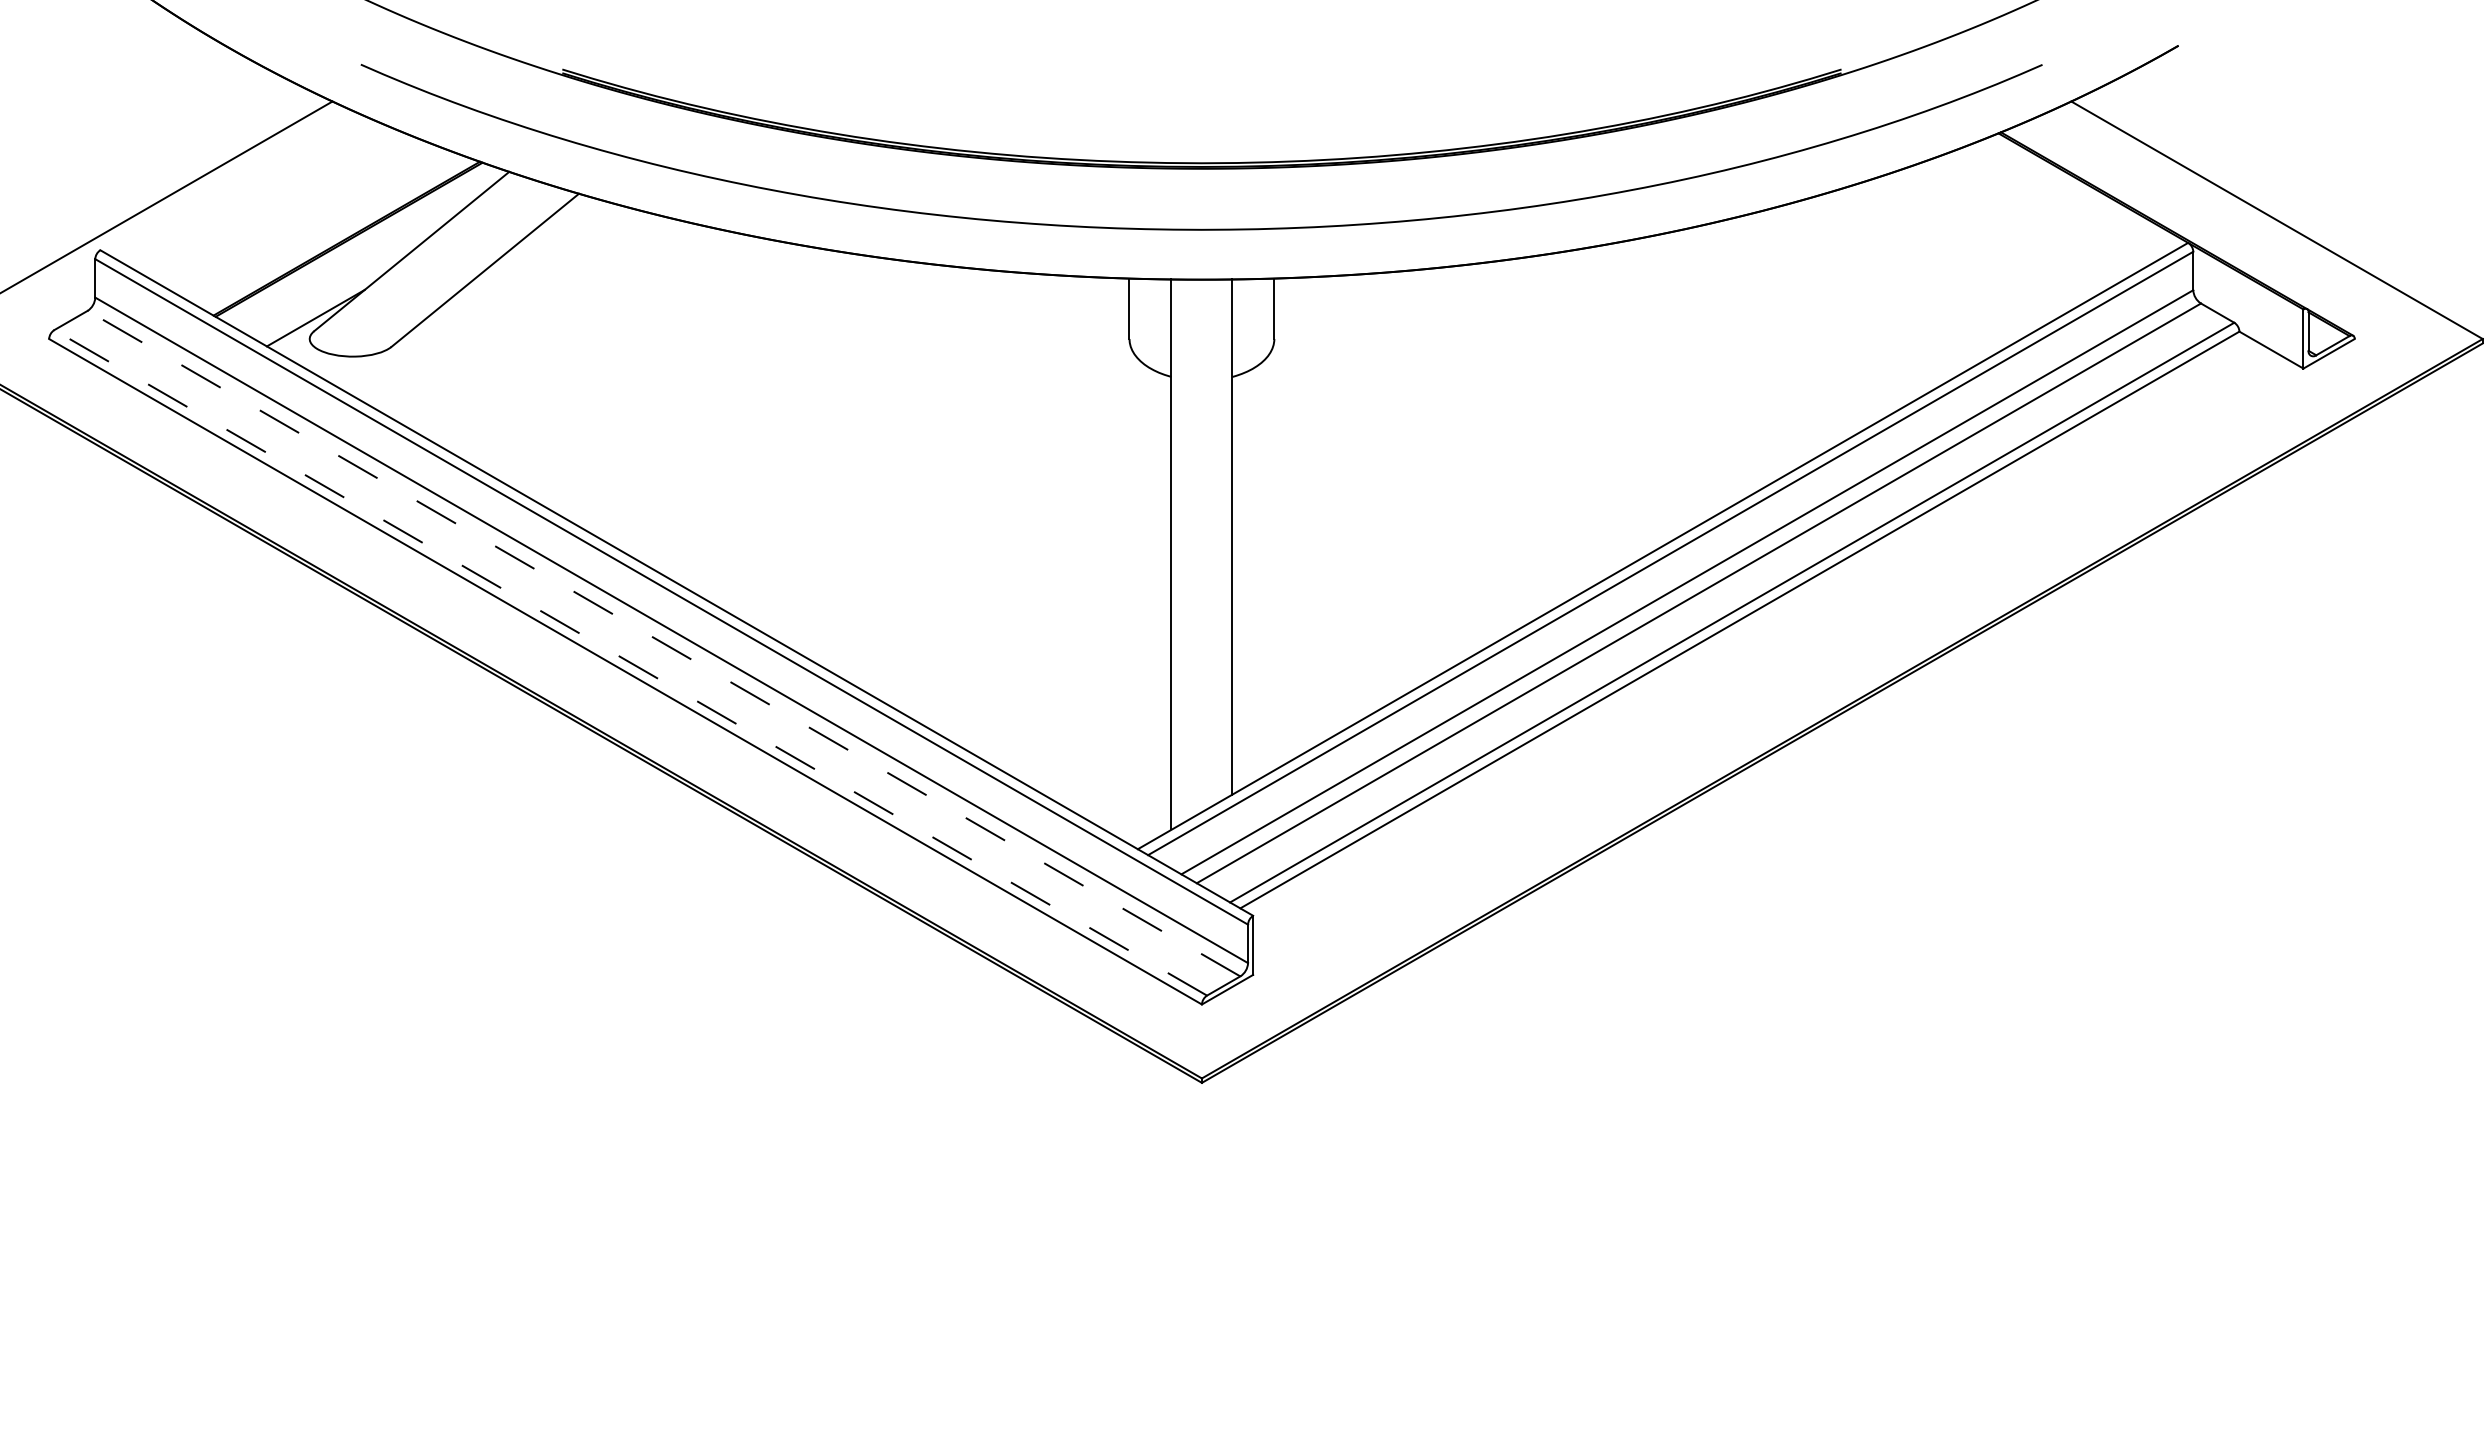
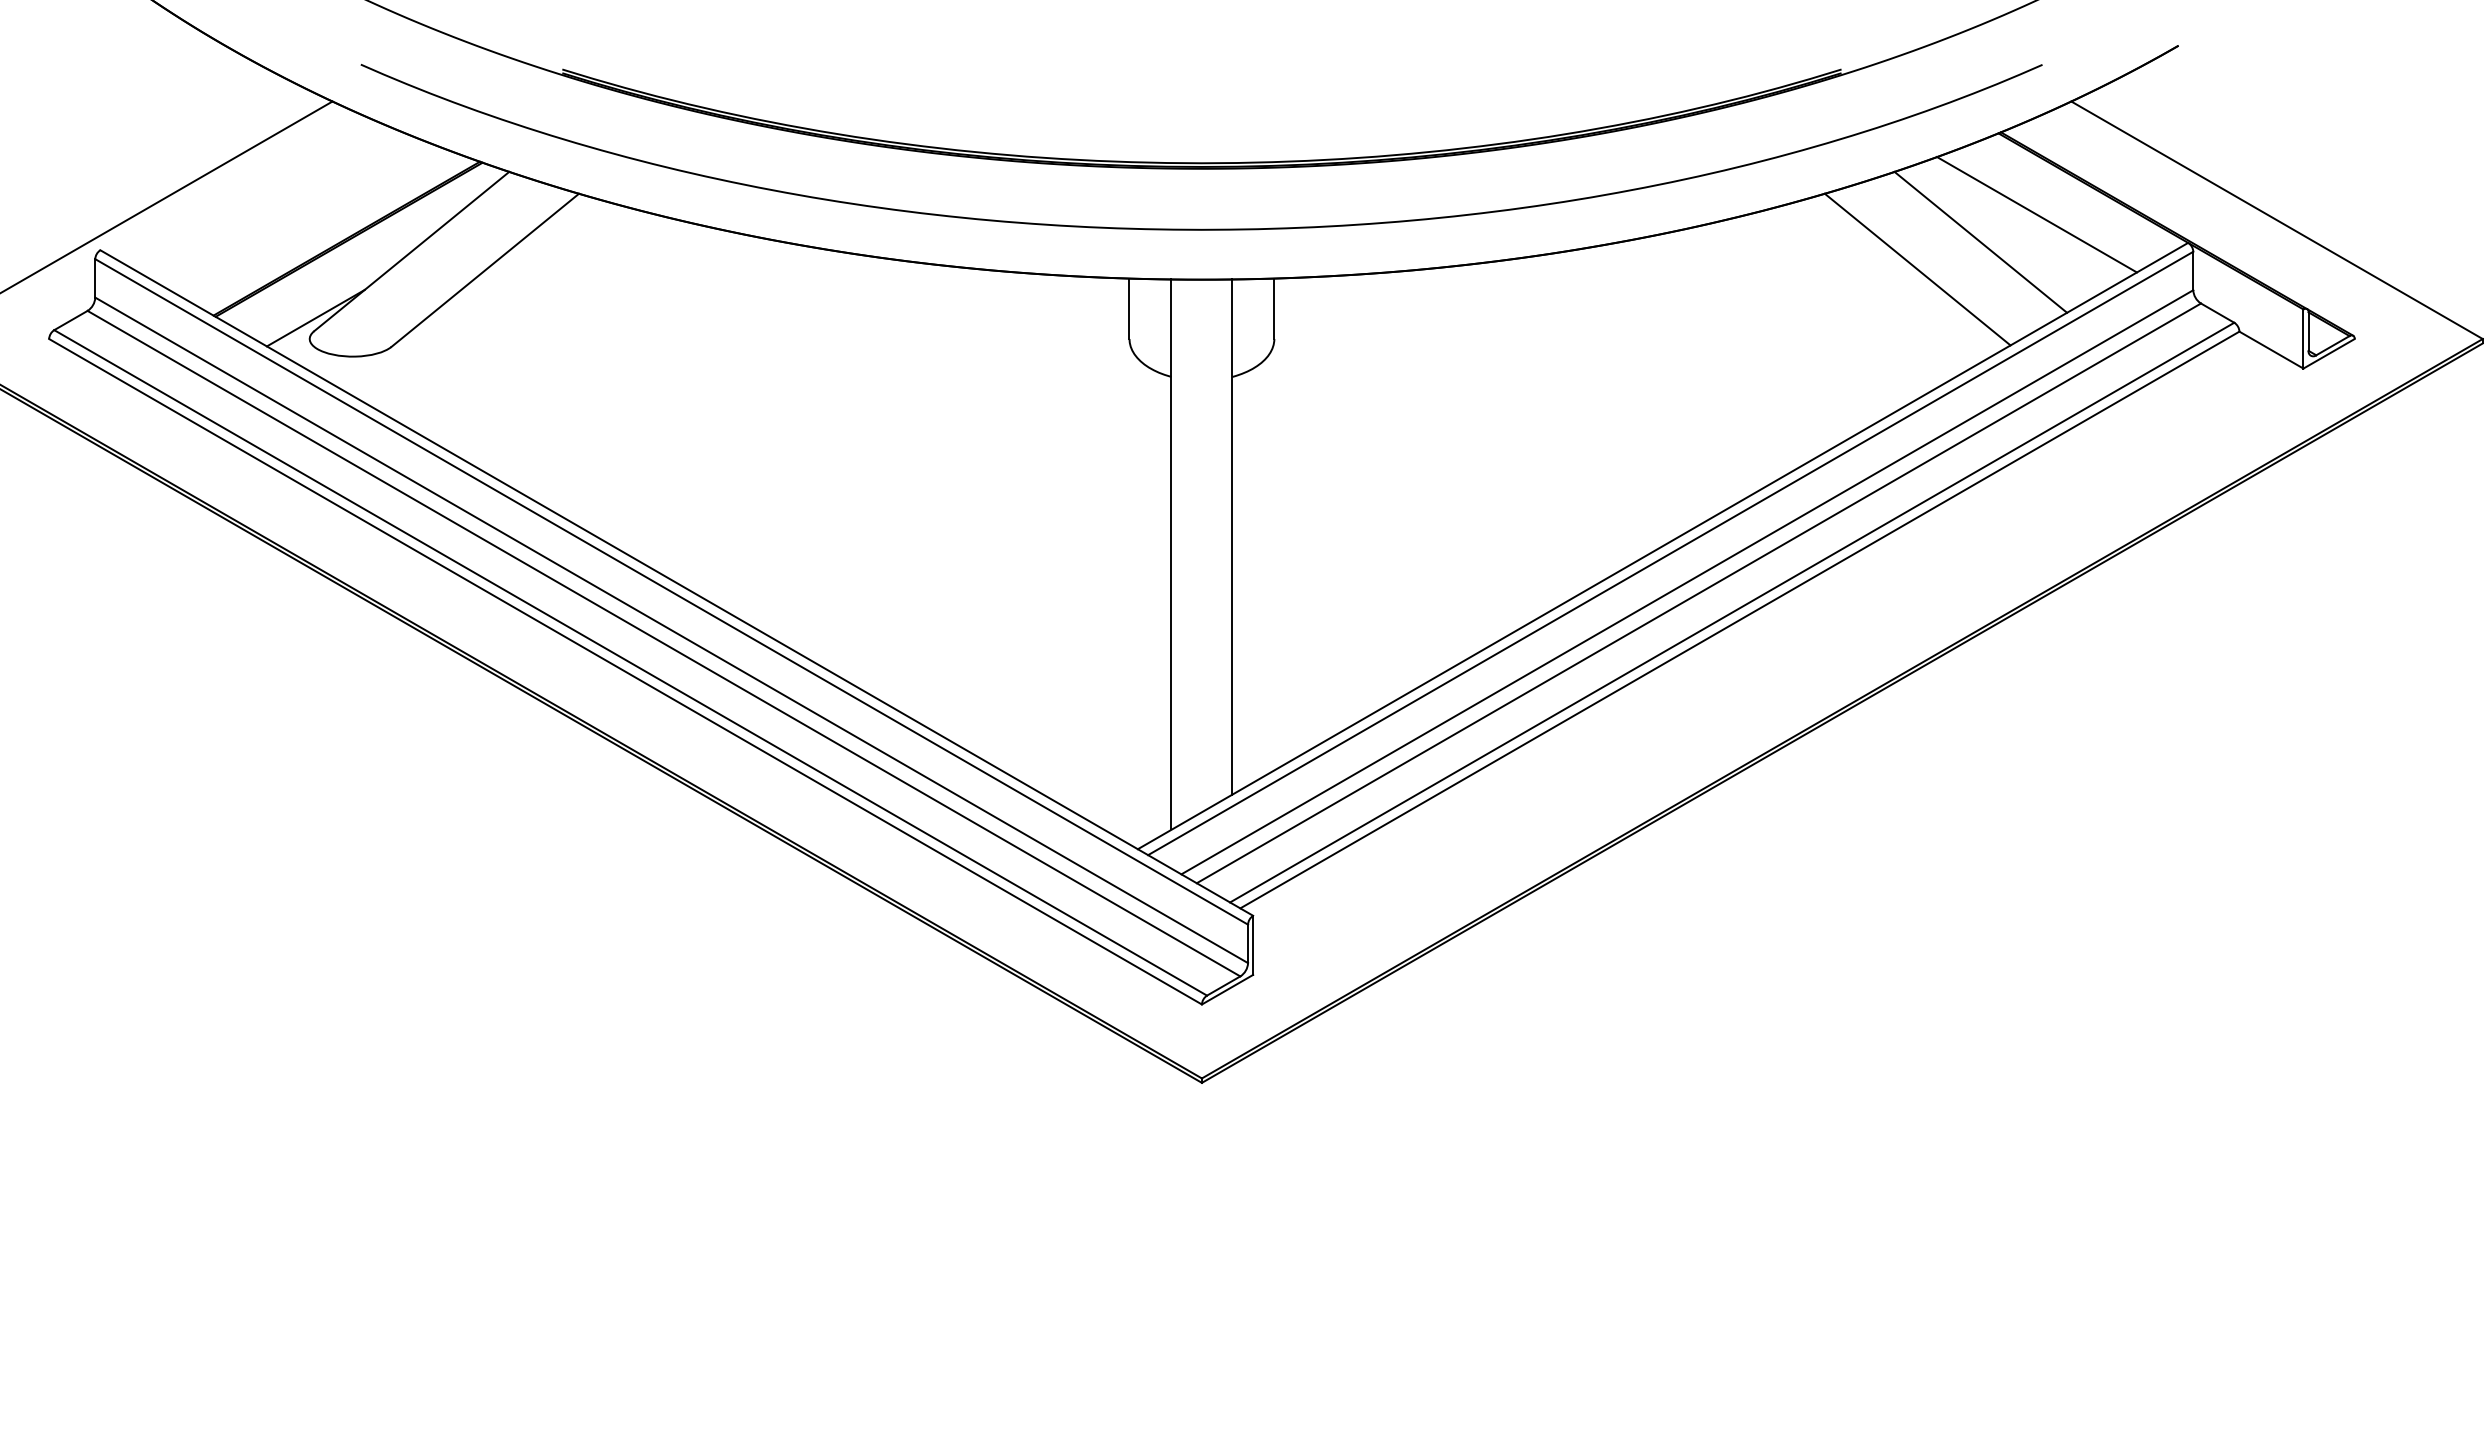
line: none -> present (2036, 214)
line: none -> present (1980, 241)
line: none -> present (1917, 269)
line: dashed -> solid (663, 643)
line: dashed -> solid (630, 662)
